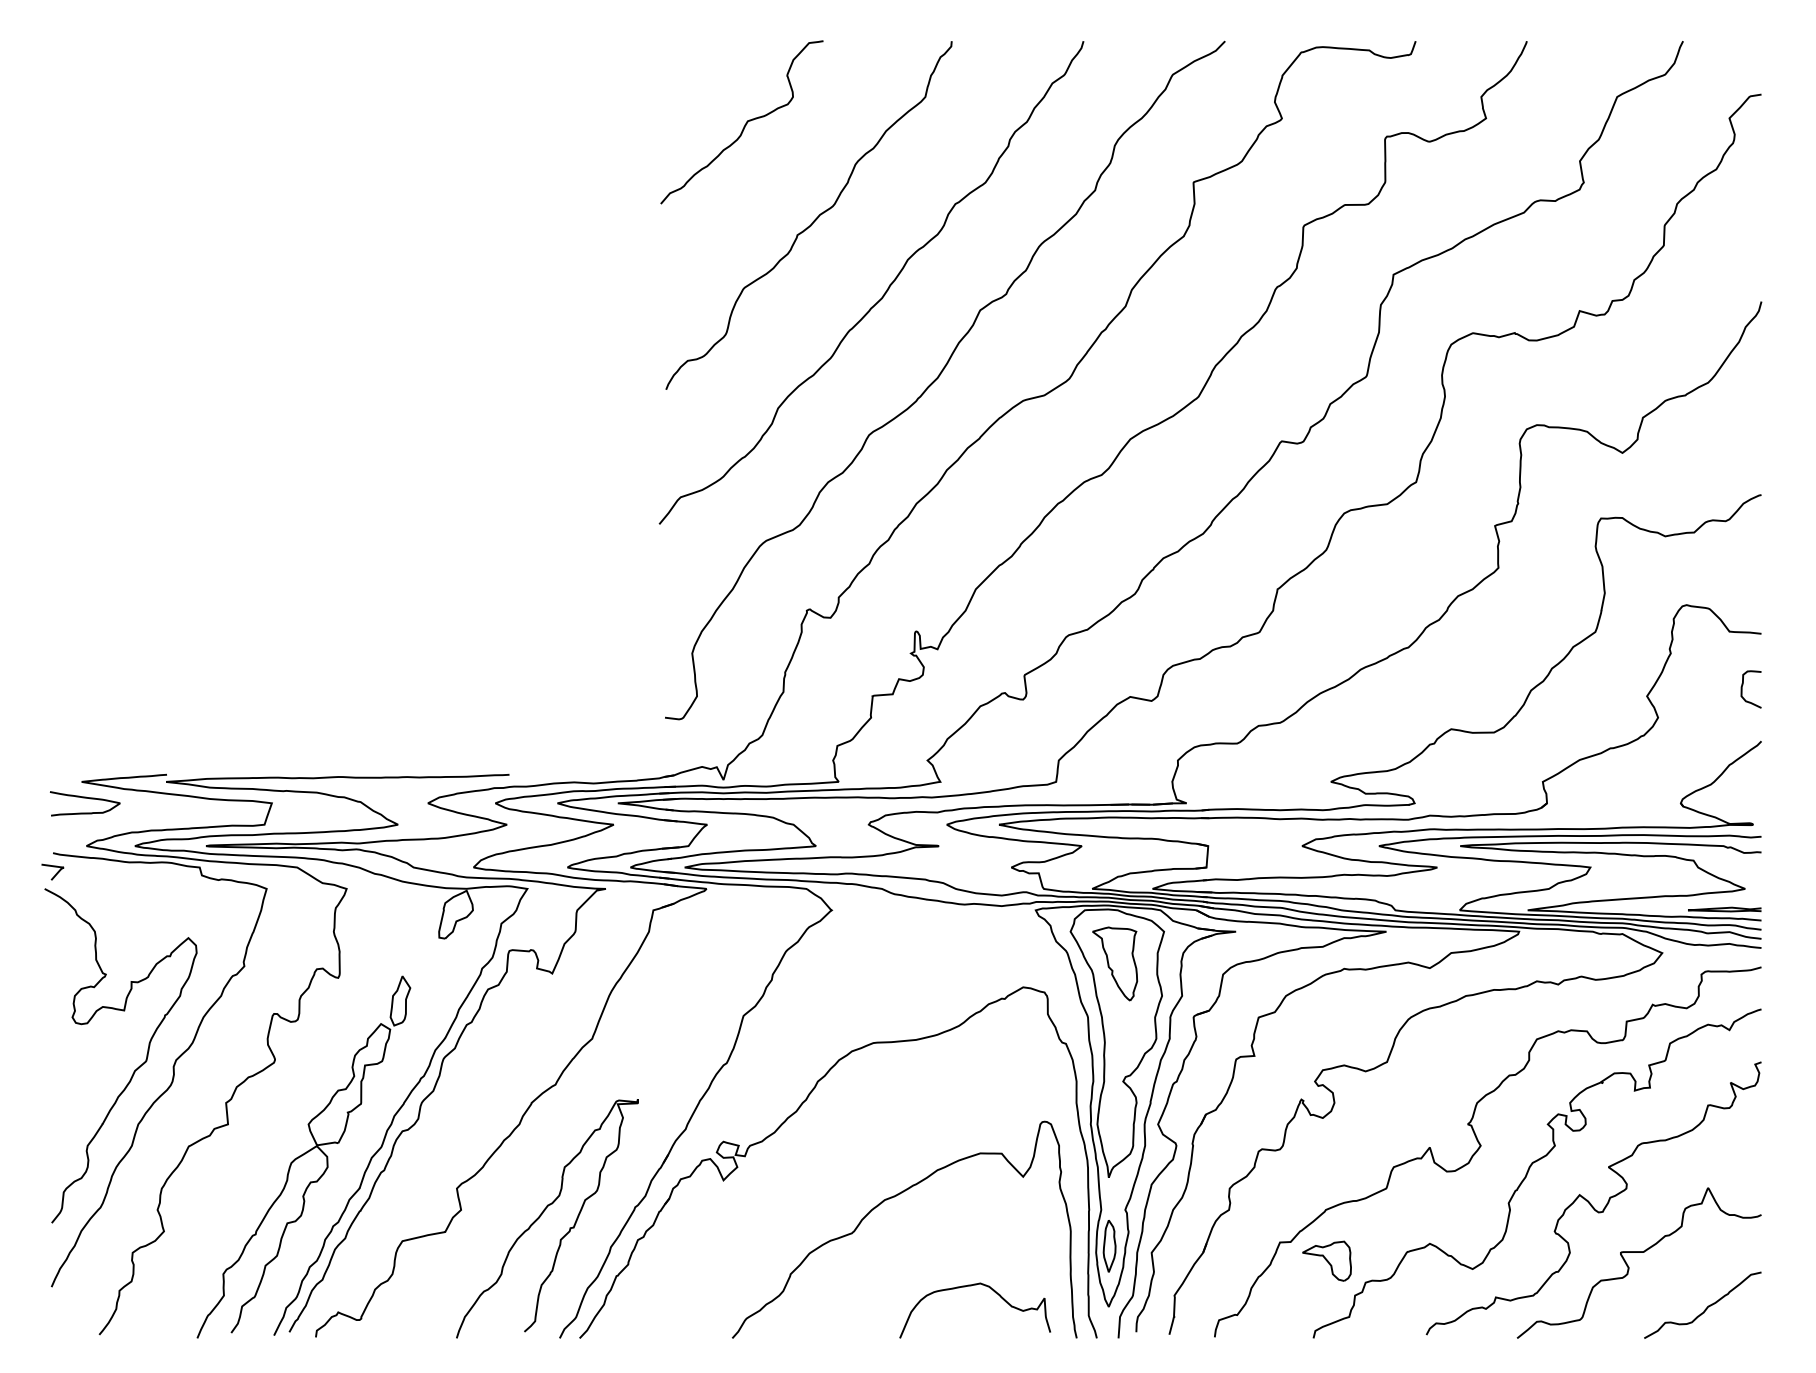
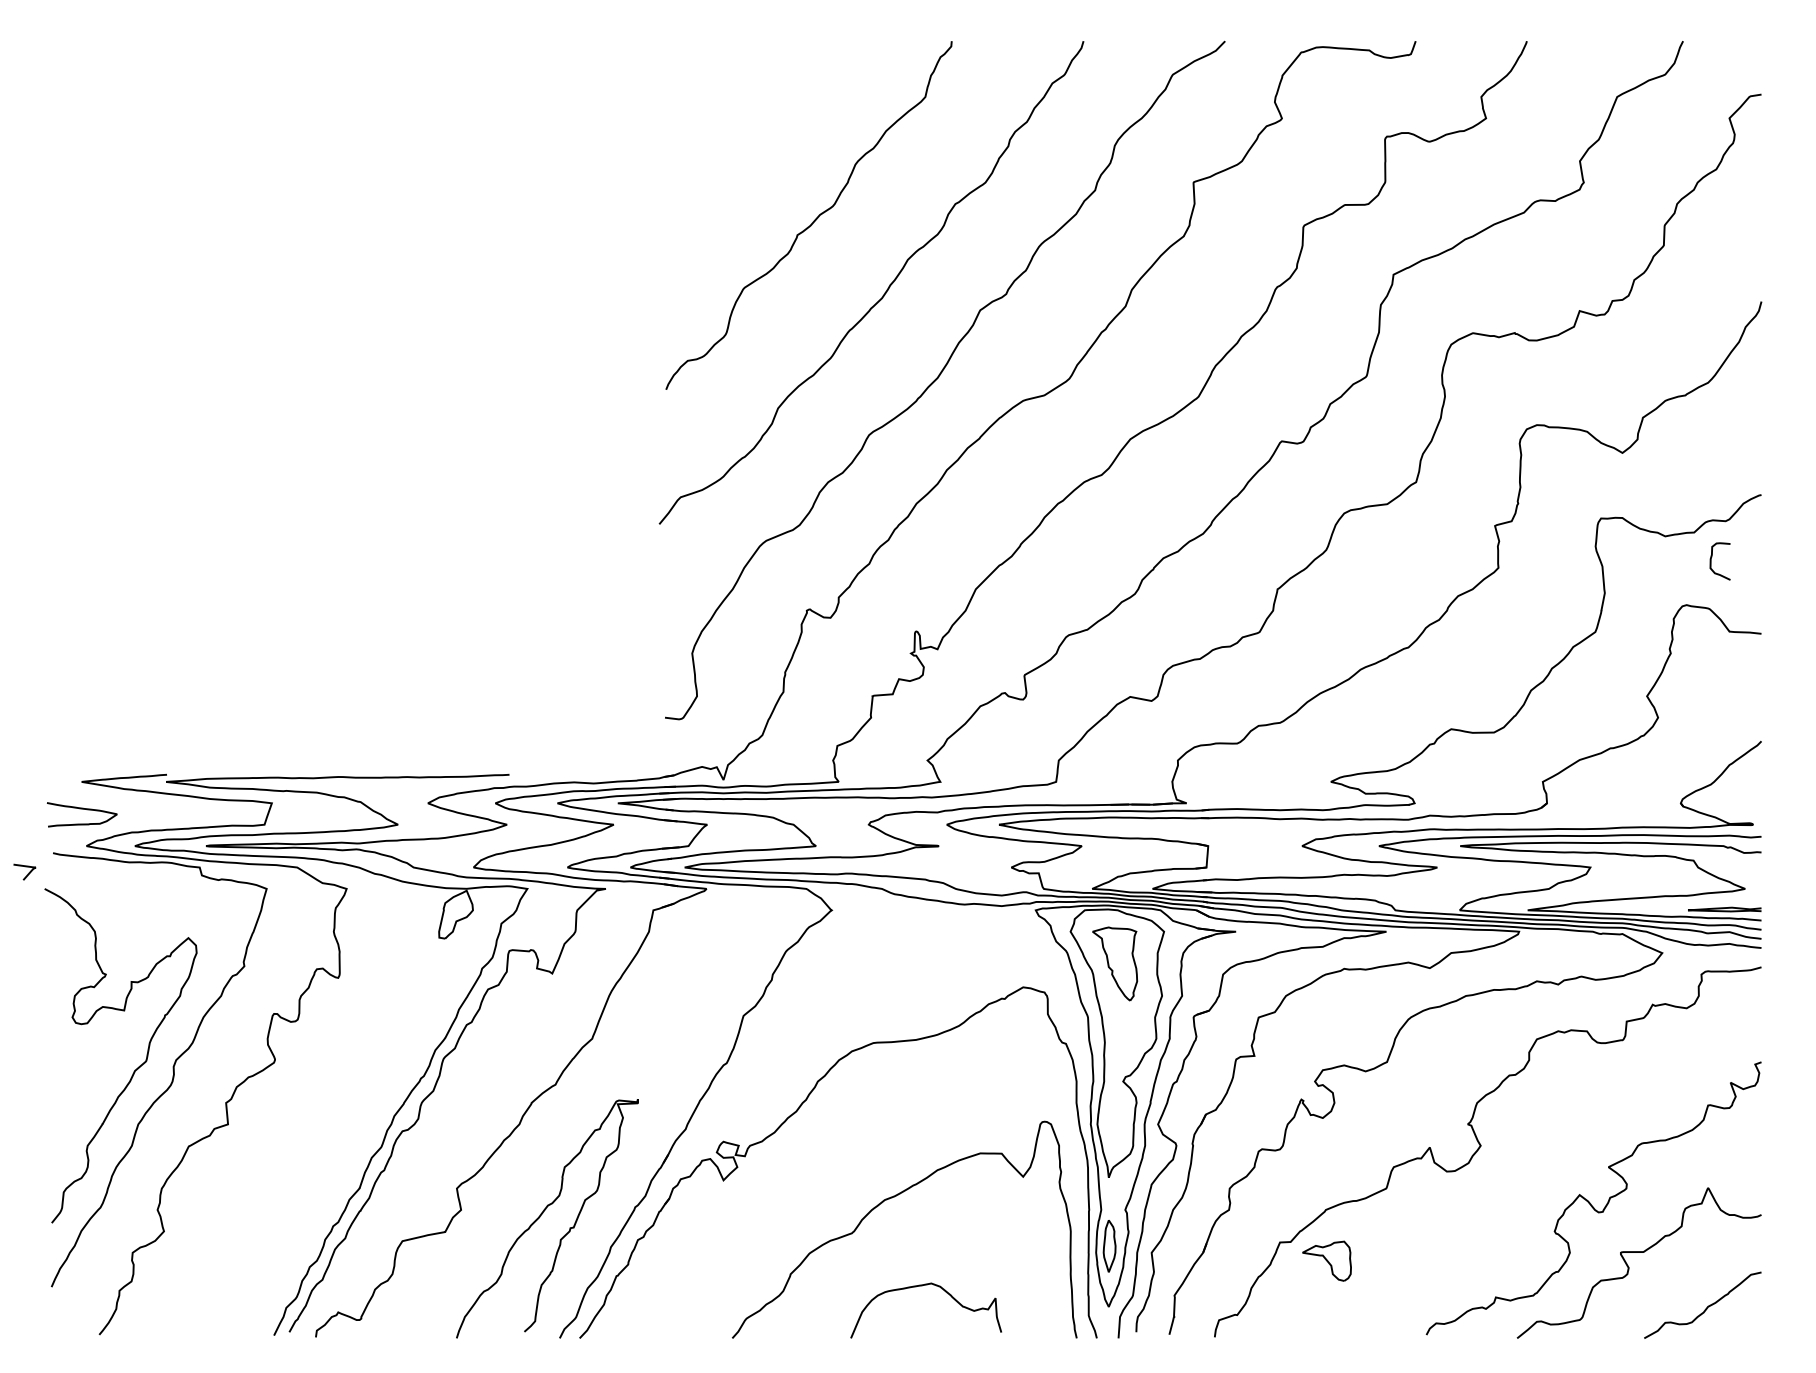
curve: present -> none (744, 124)
curve position: (1742, 689) -> (1711, 561) (1711, 561)
curve position: (85, 798) -> (82, 809) (82, 809)
curve position: (55, 873) -> (27, 873) (27, 873)
part: present -> none (303, 1156)
curve: present -> none (1529, 1170)
curve position: (971, 1286) -> (922, 1286) (922, 1286)
